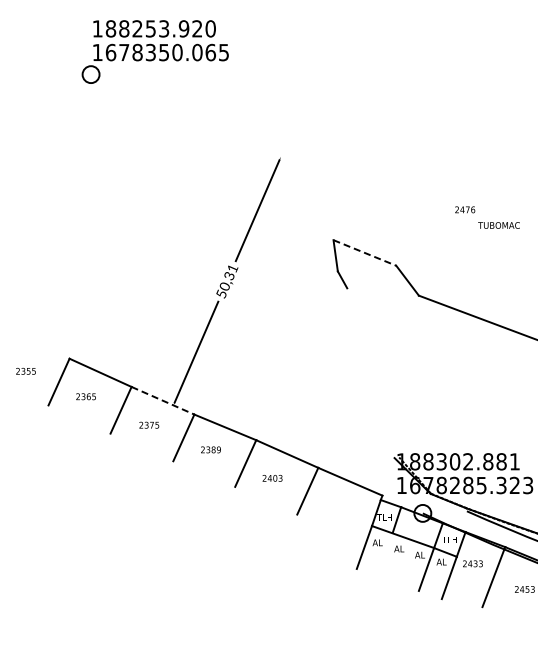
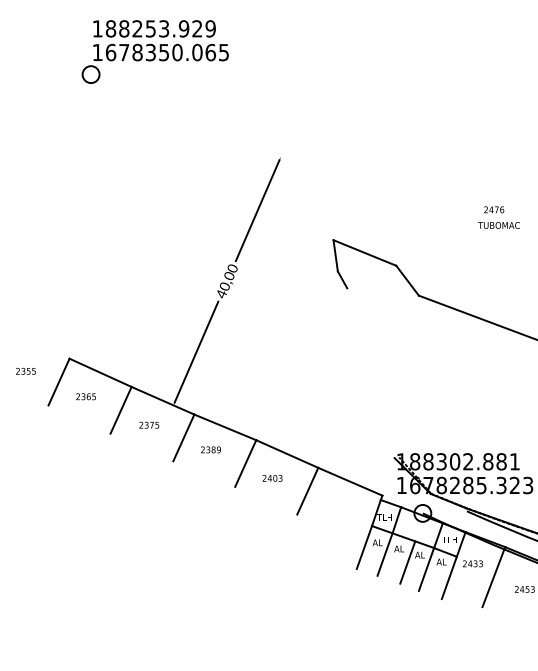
text: 188253.920 -> 188253.929 (210, 28)
text position: (465, 209) -> (494, 209) (494, 209)
line: dashed -> solid (364, 252)
text: 50,31 -> 40,00 (227, 281)
line: dashed -> solid (163, 400)
line: none -> present (384, 554)
line: none -> present (407, 562)
